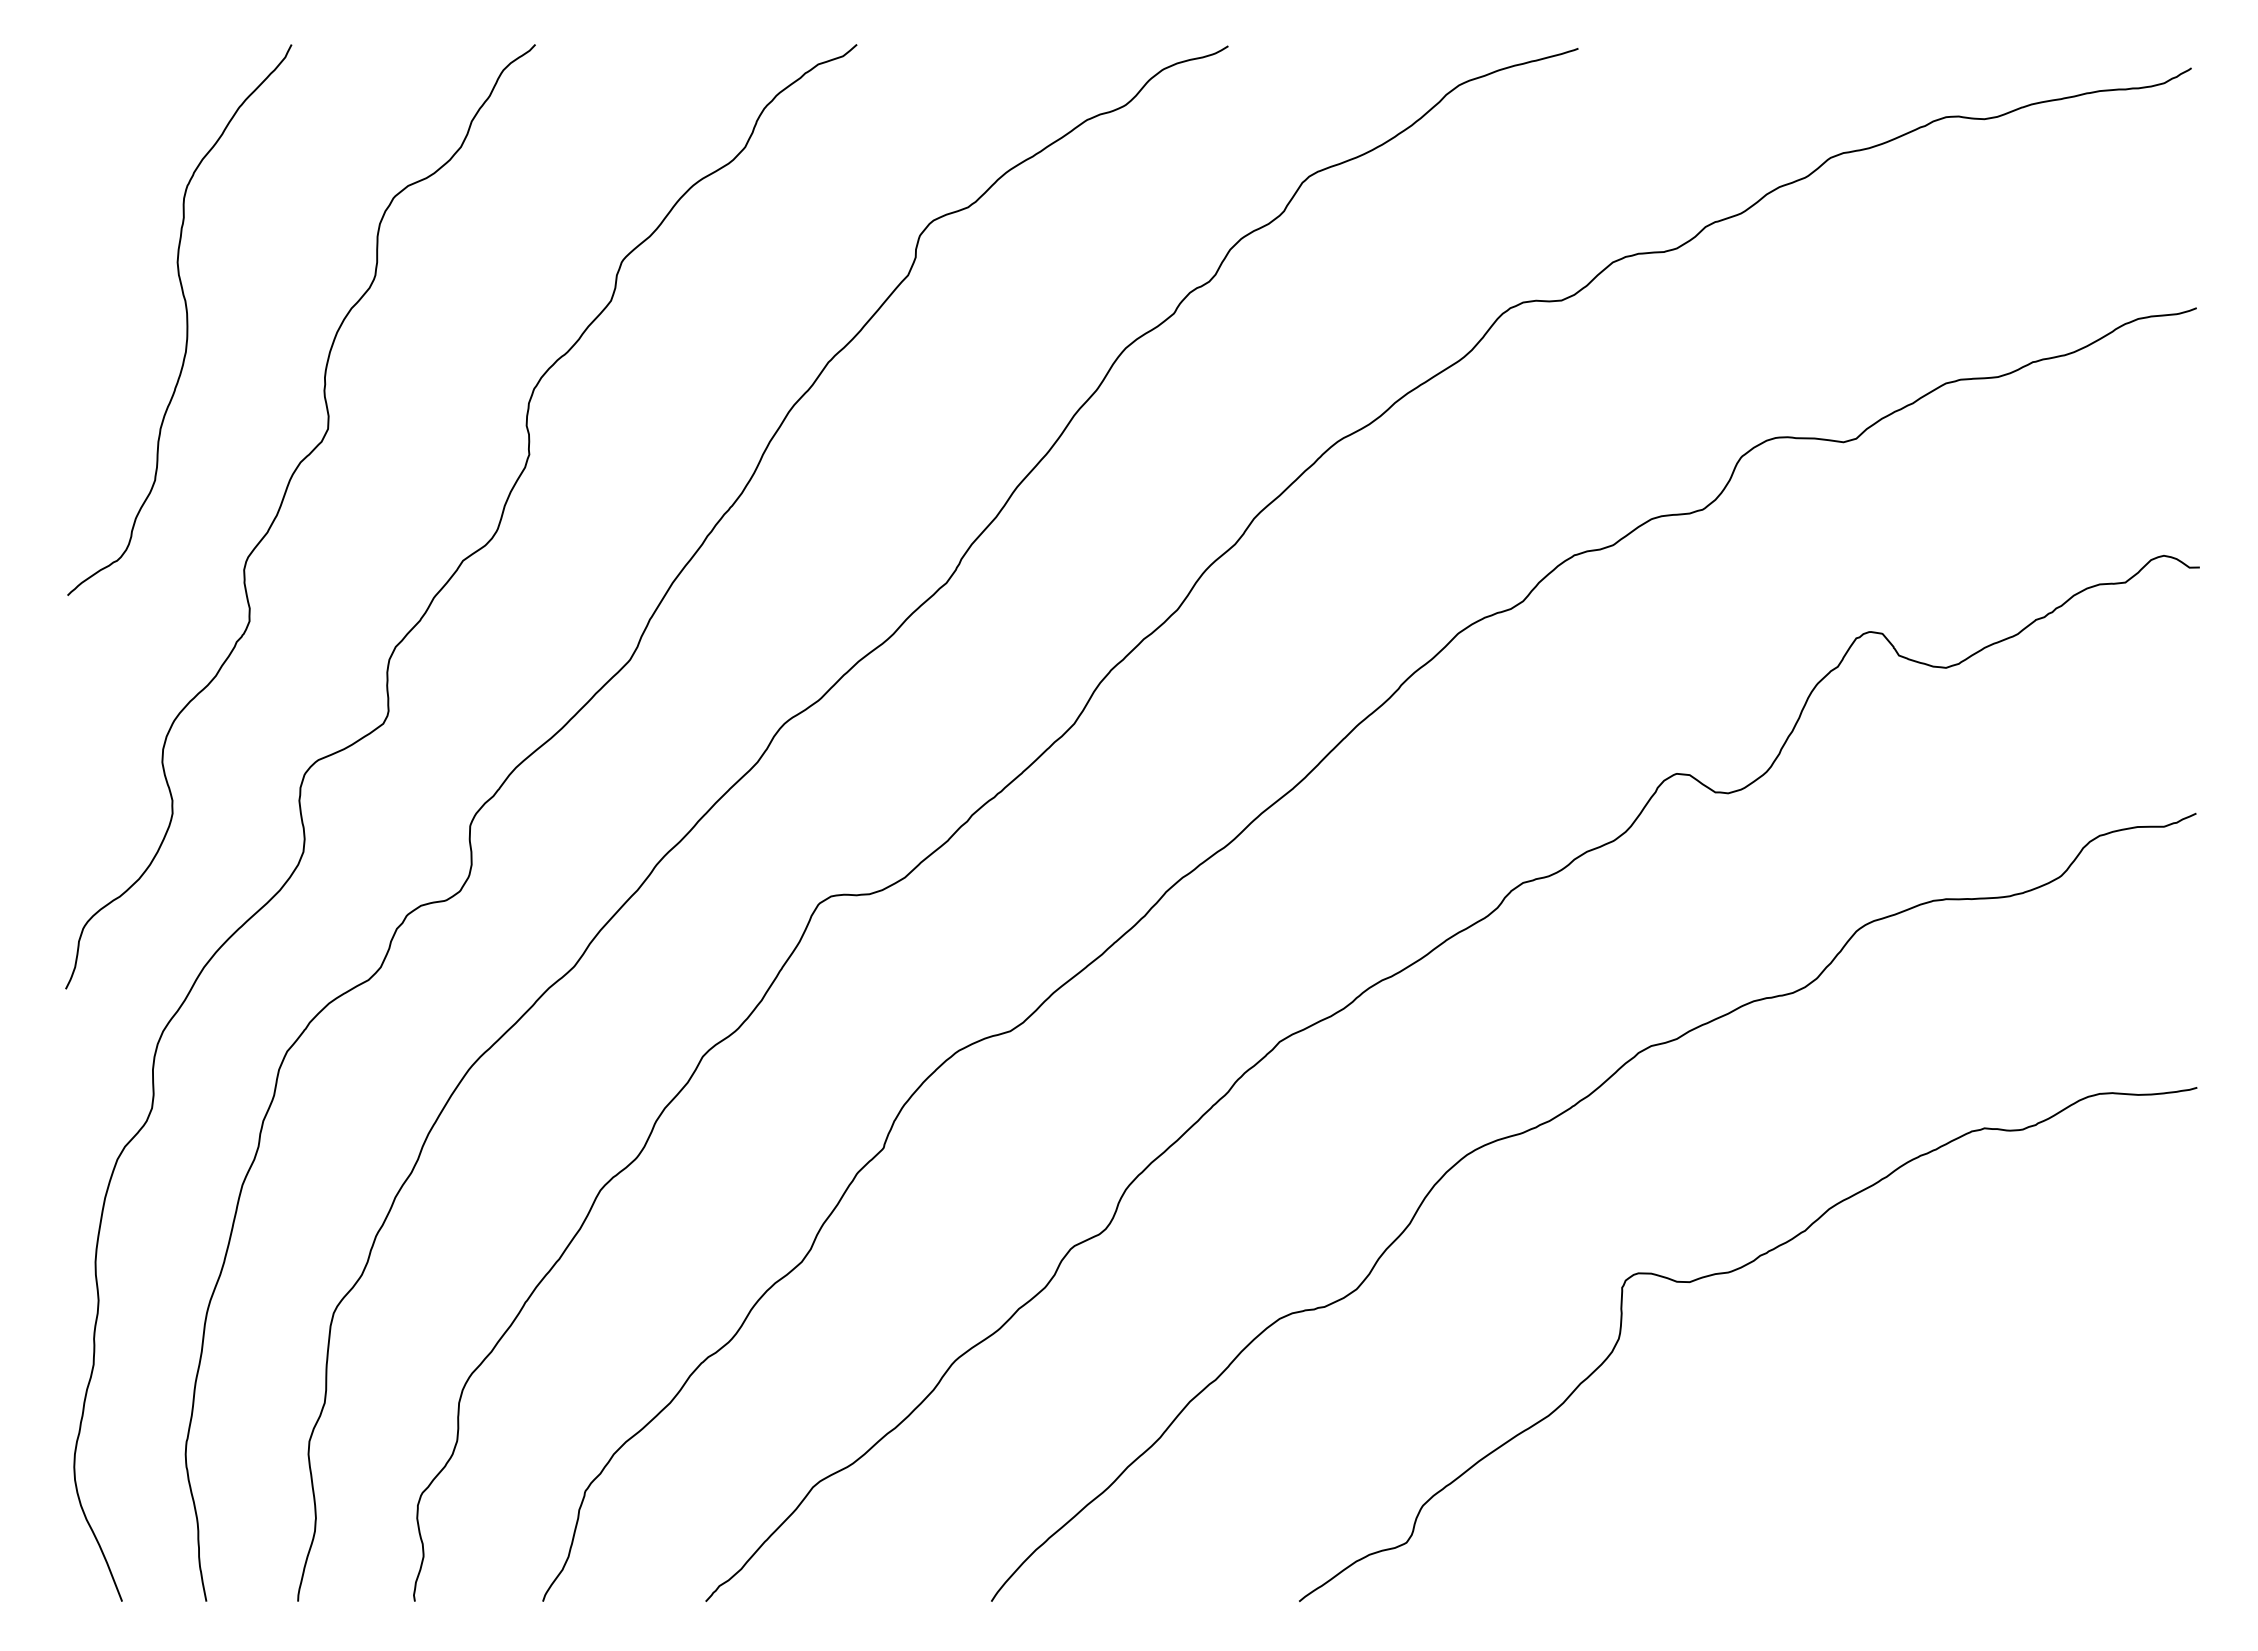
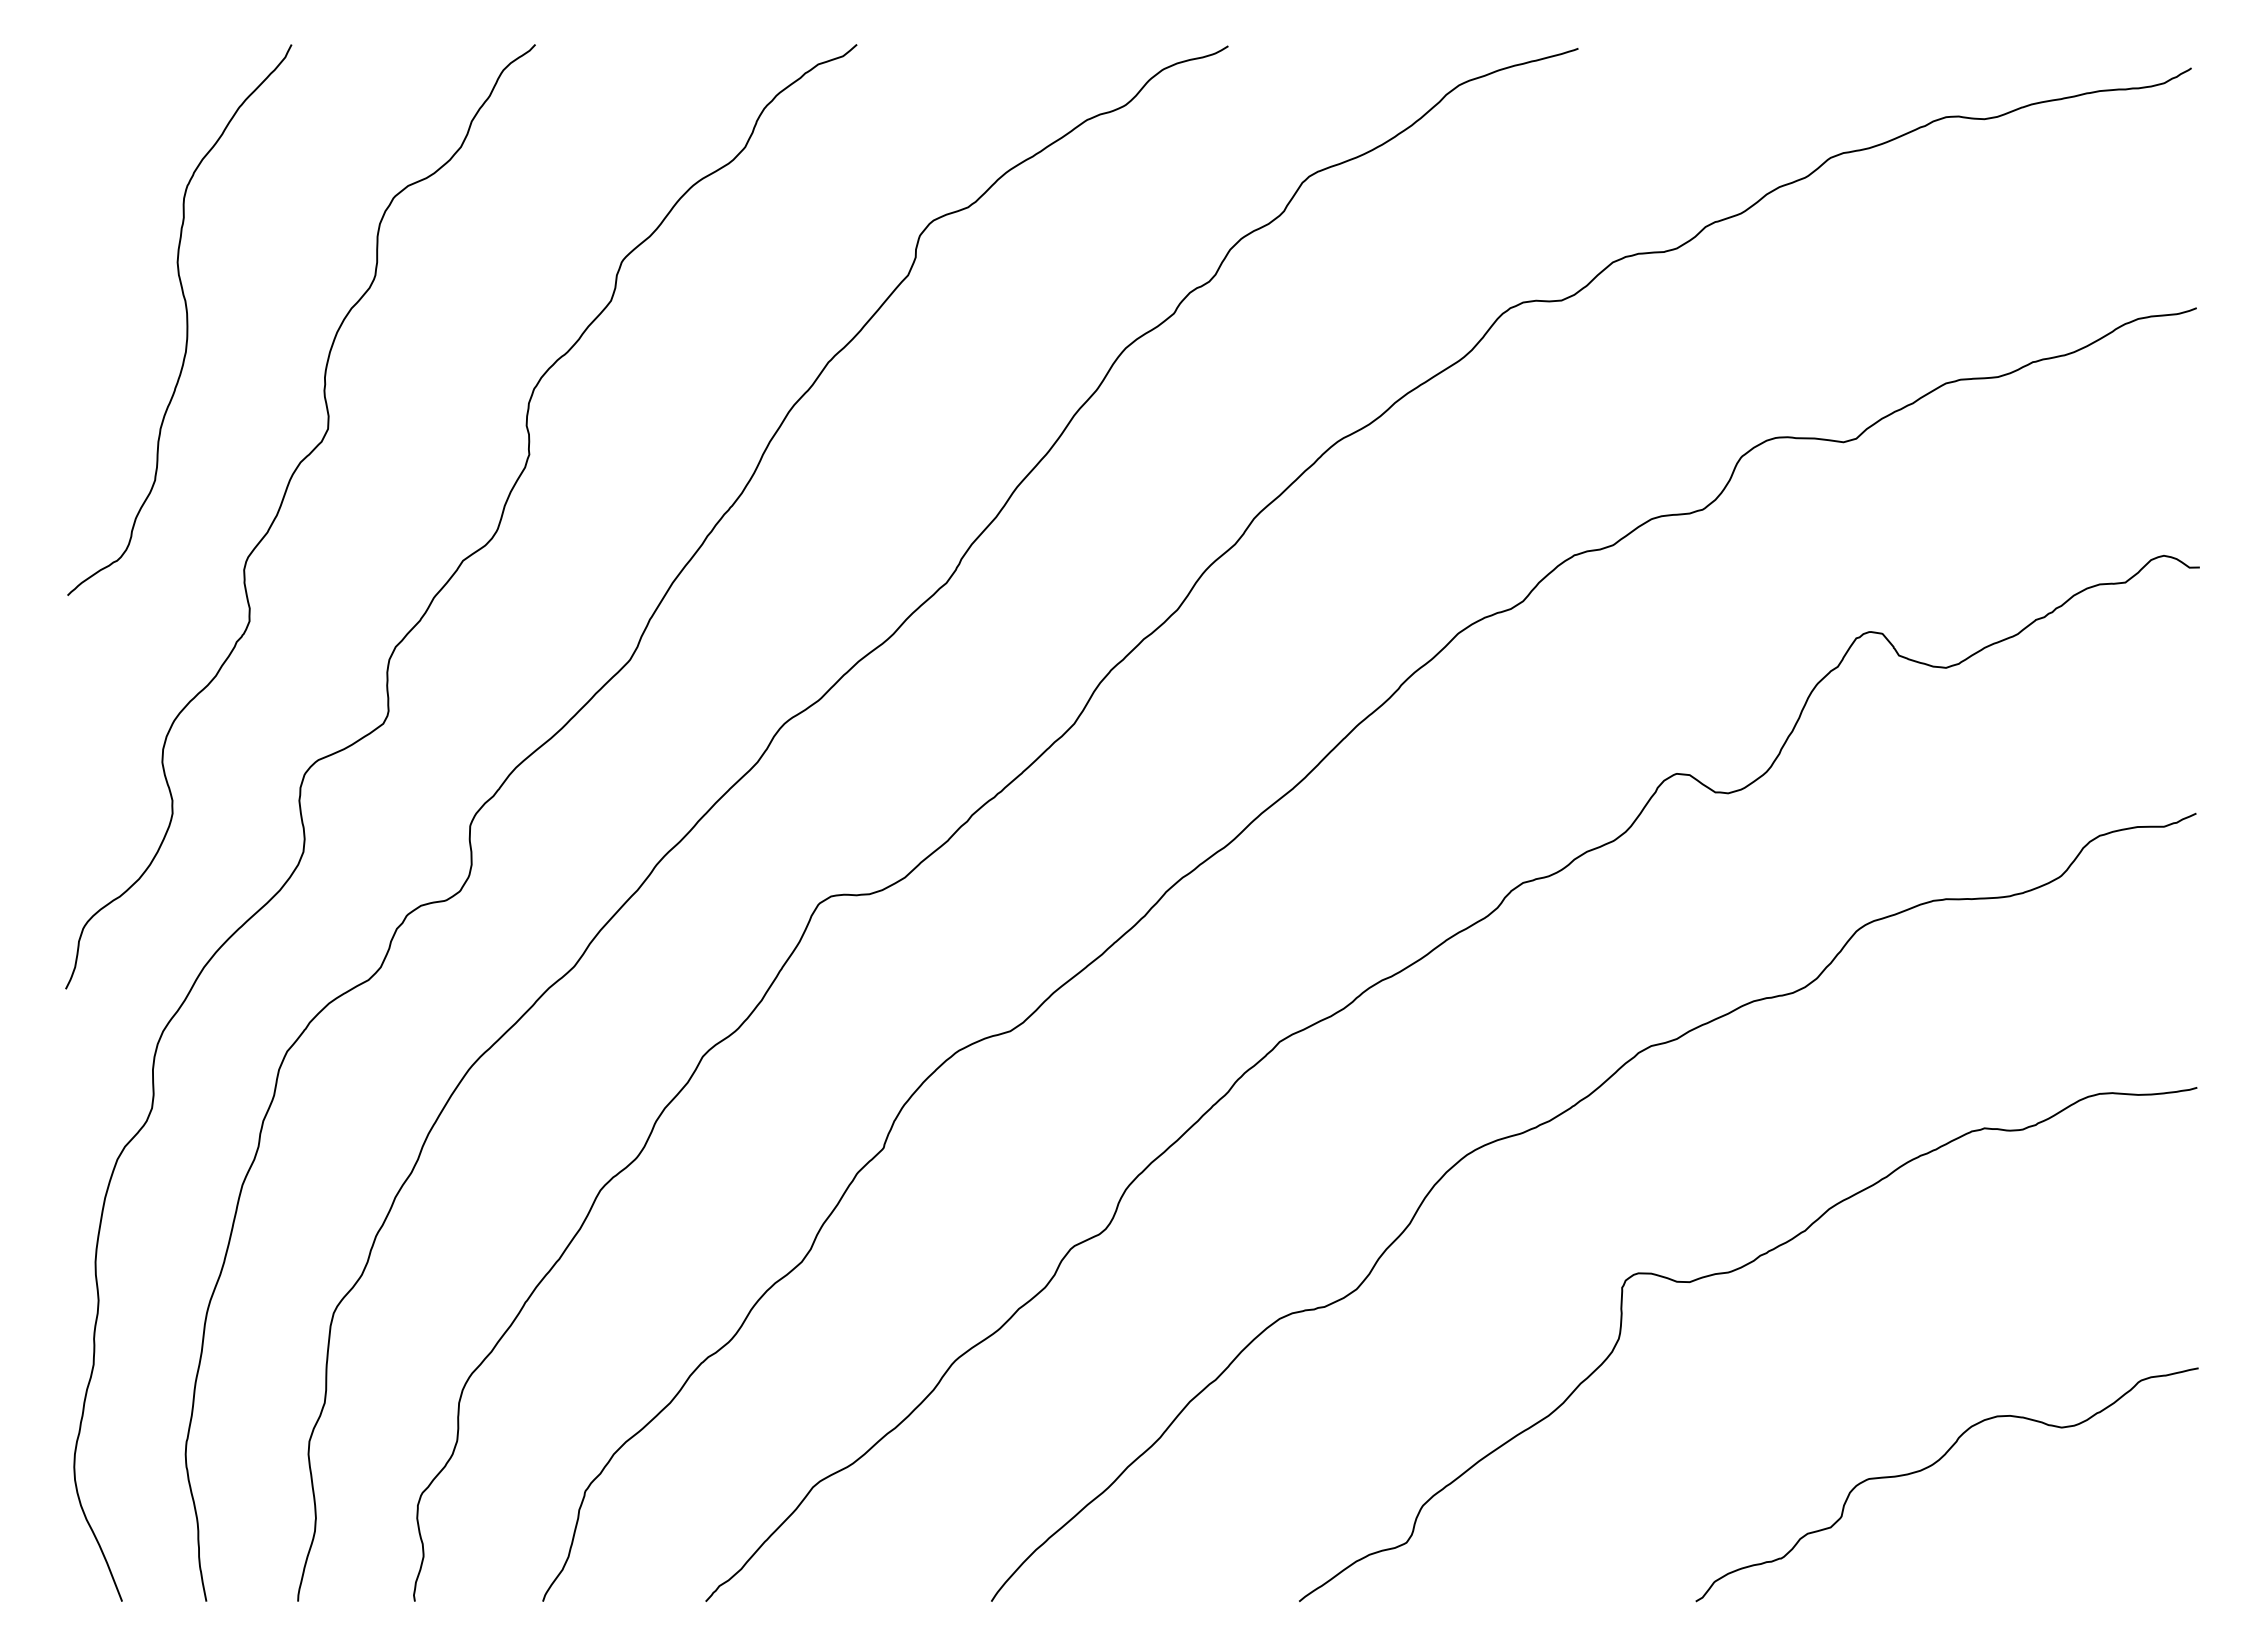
curve: none -> present (1933, 1465)
